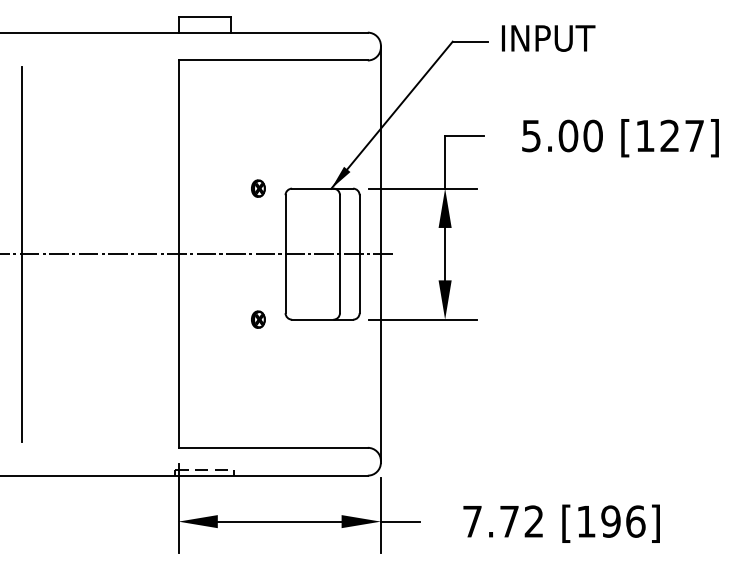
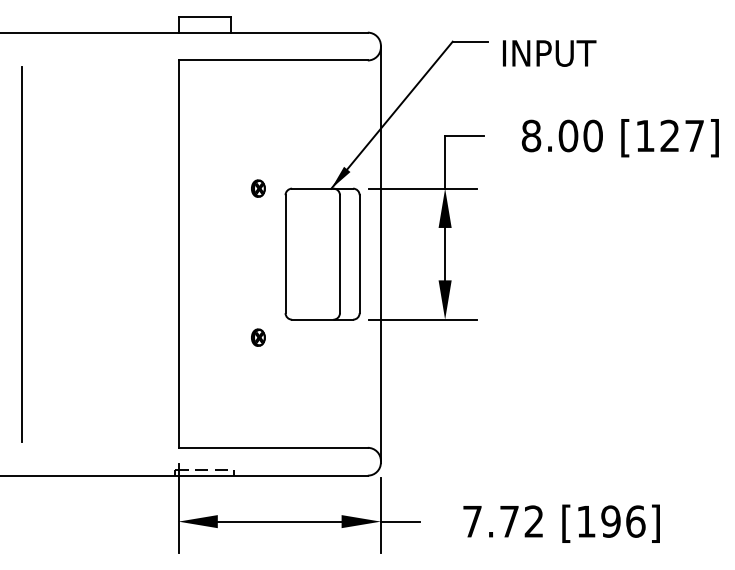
text position: (548, 38) -> (549, 53) (549, 53)
text: 5.00 -> 8.00 (531, 135)
line: present -> none (198, 254)
part position: (258, 319) -> (258, 337) (258, 337)
